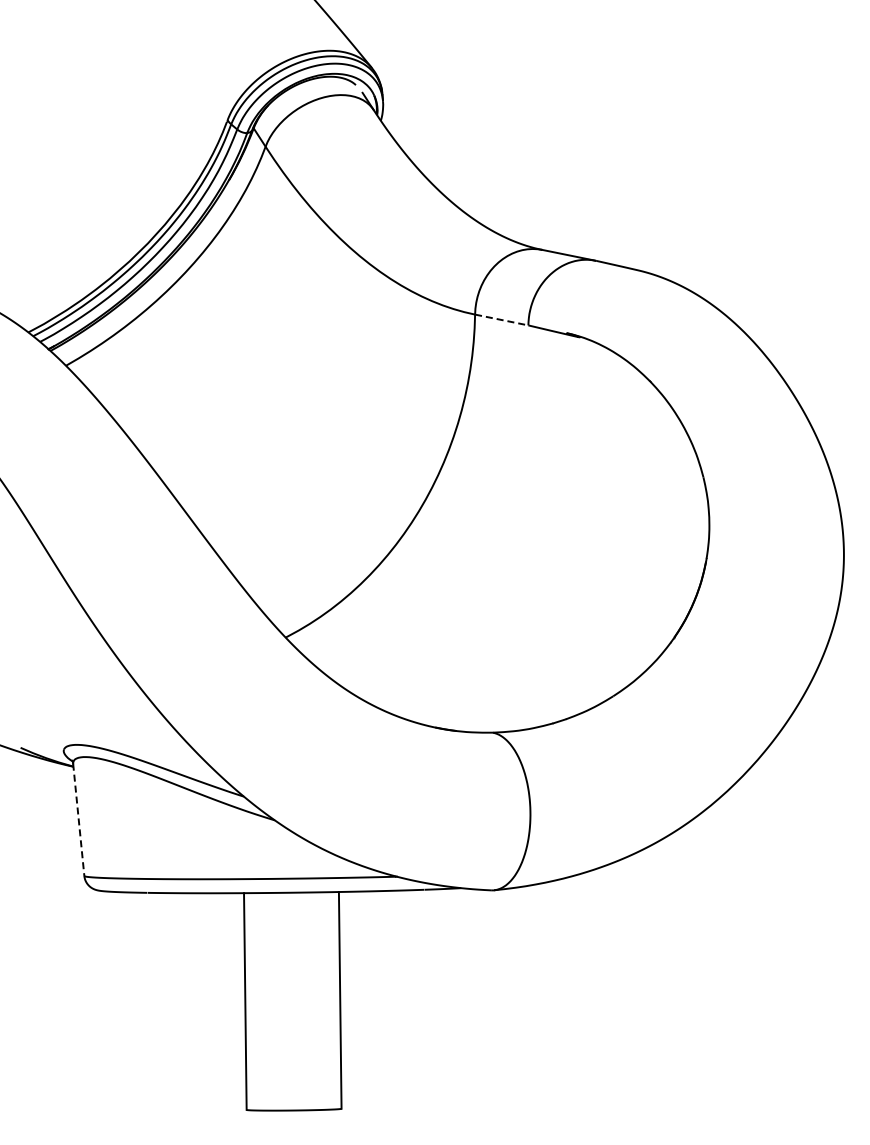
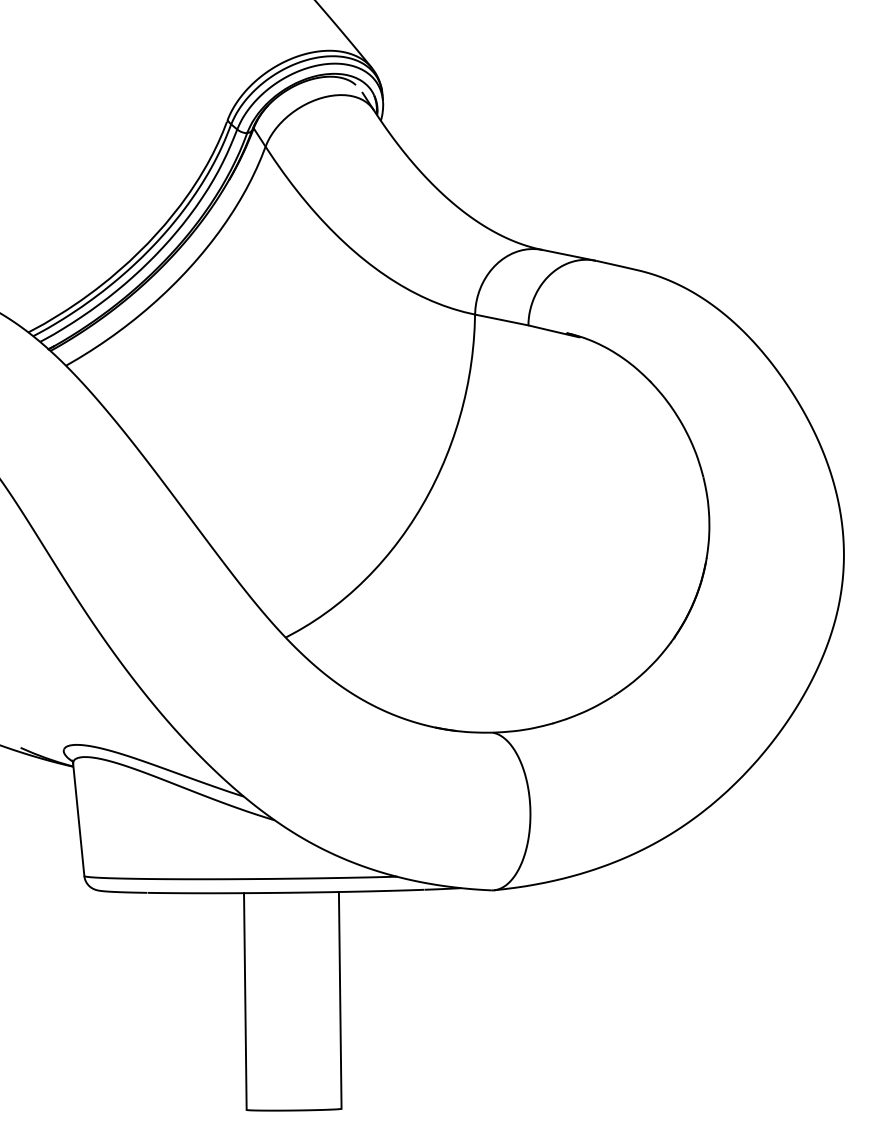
line: dashed -> solid (502, 320)
line: dashed -> solid (78, 820)
